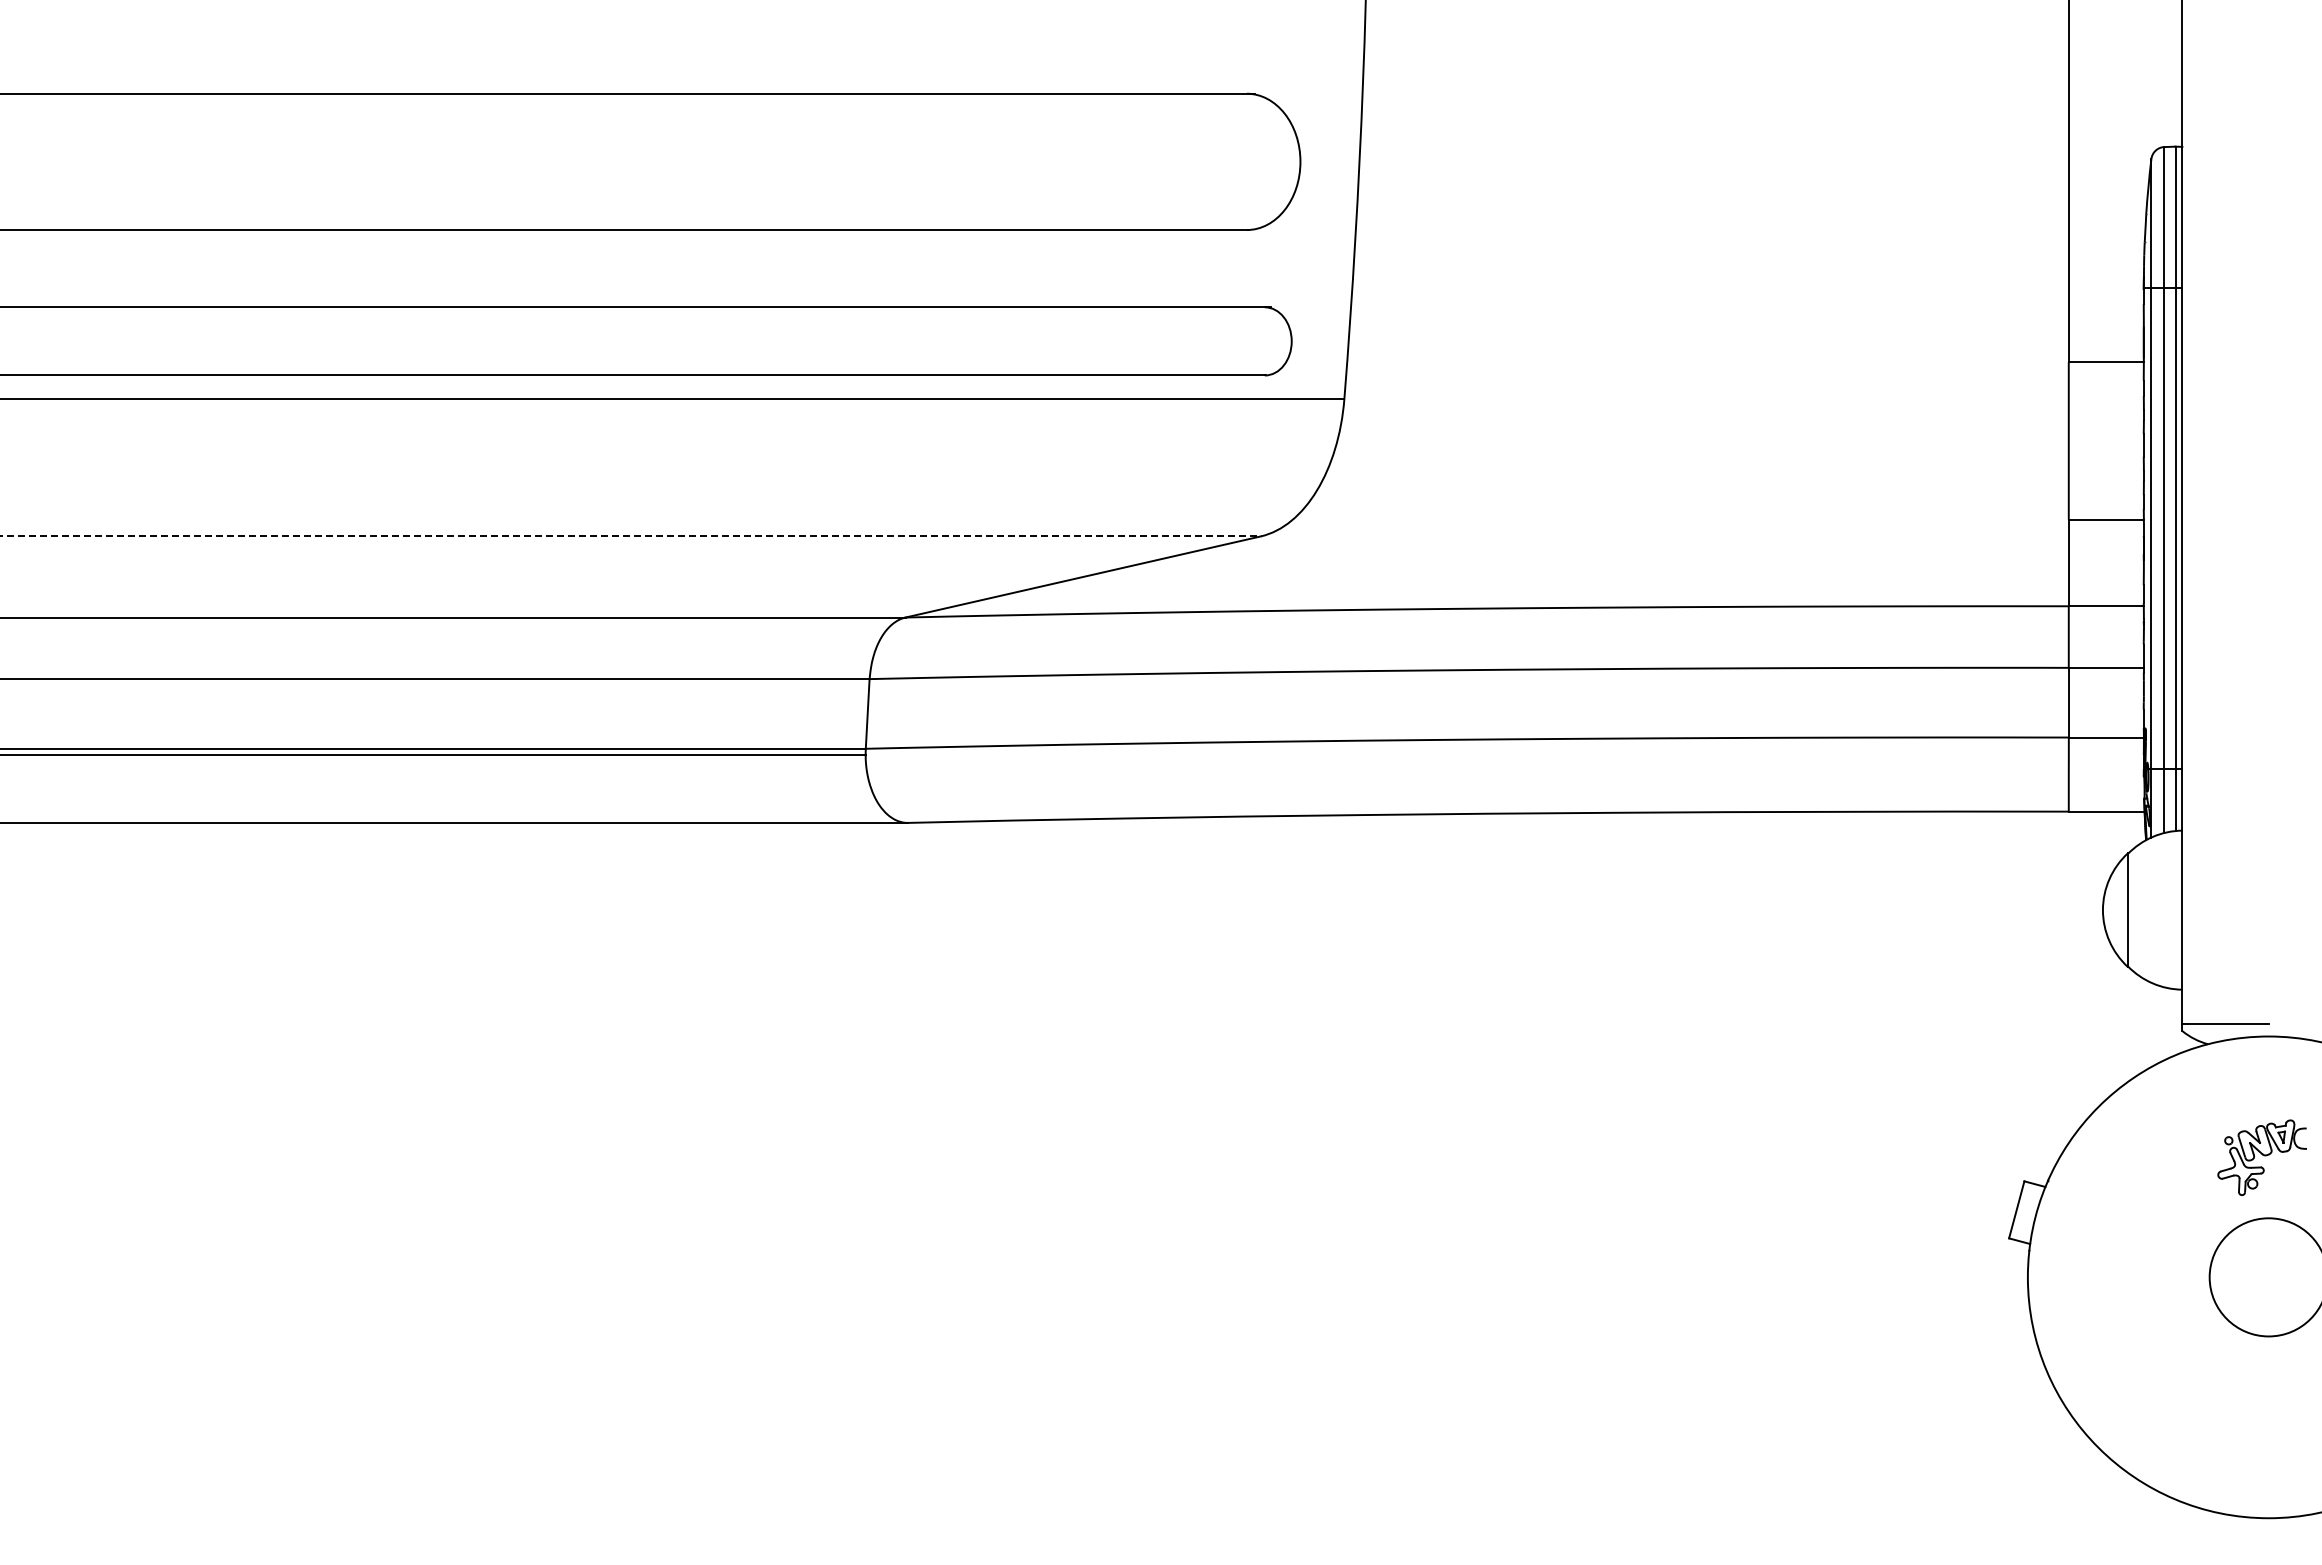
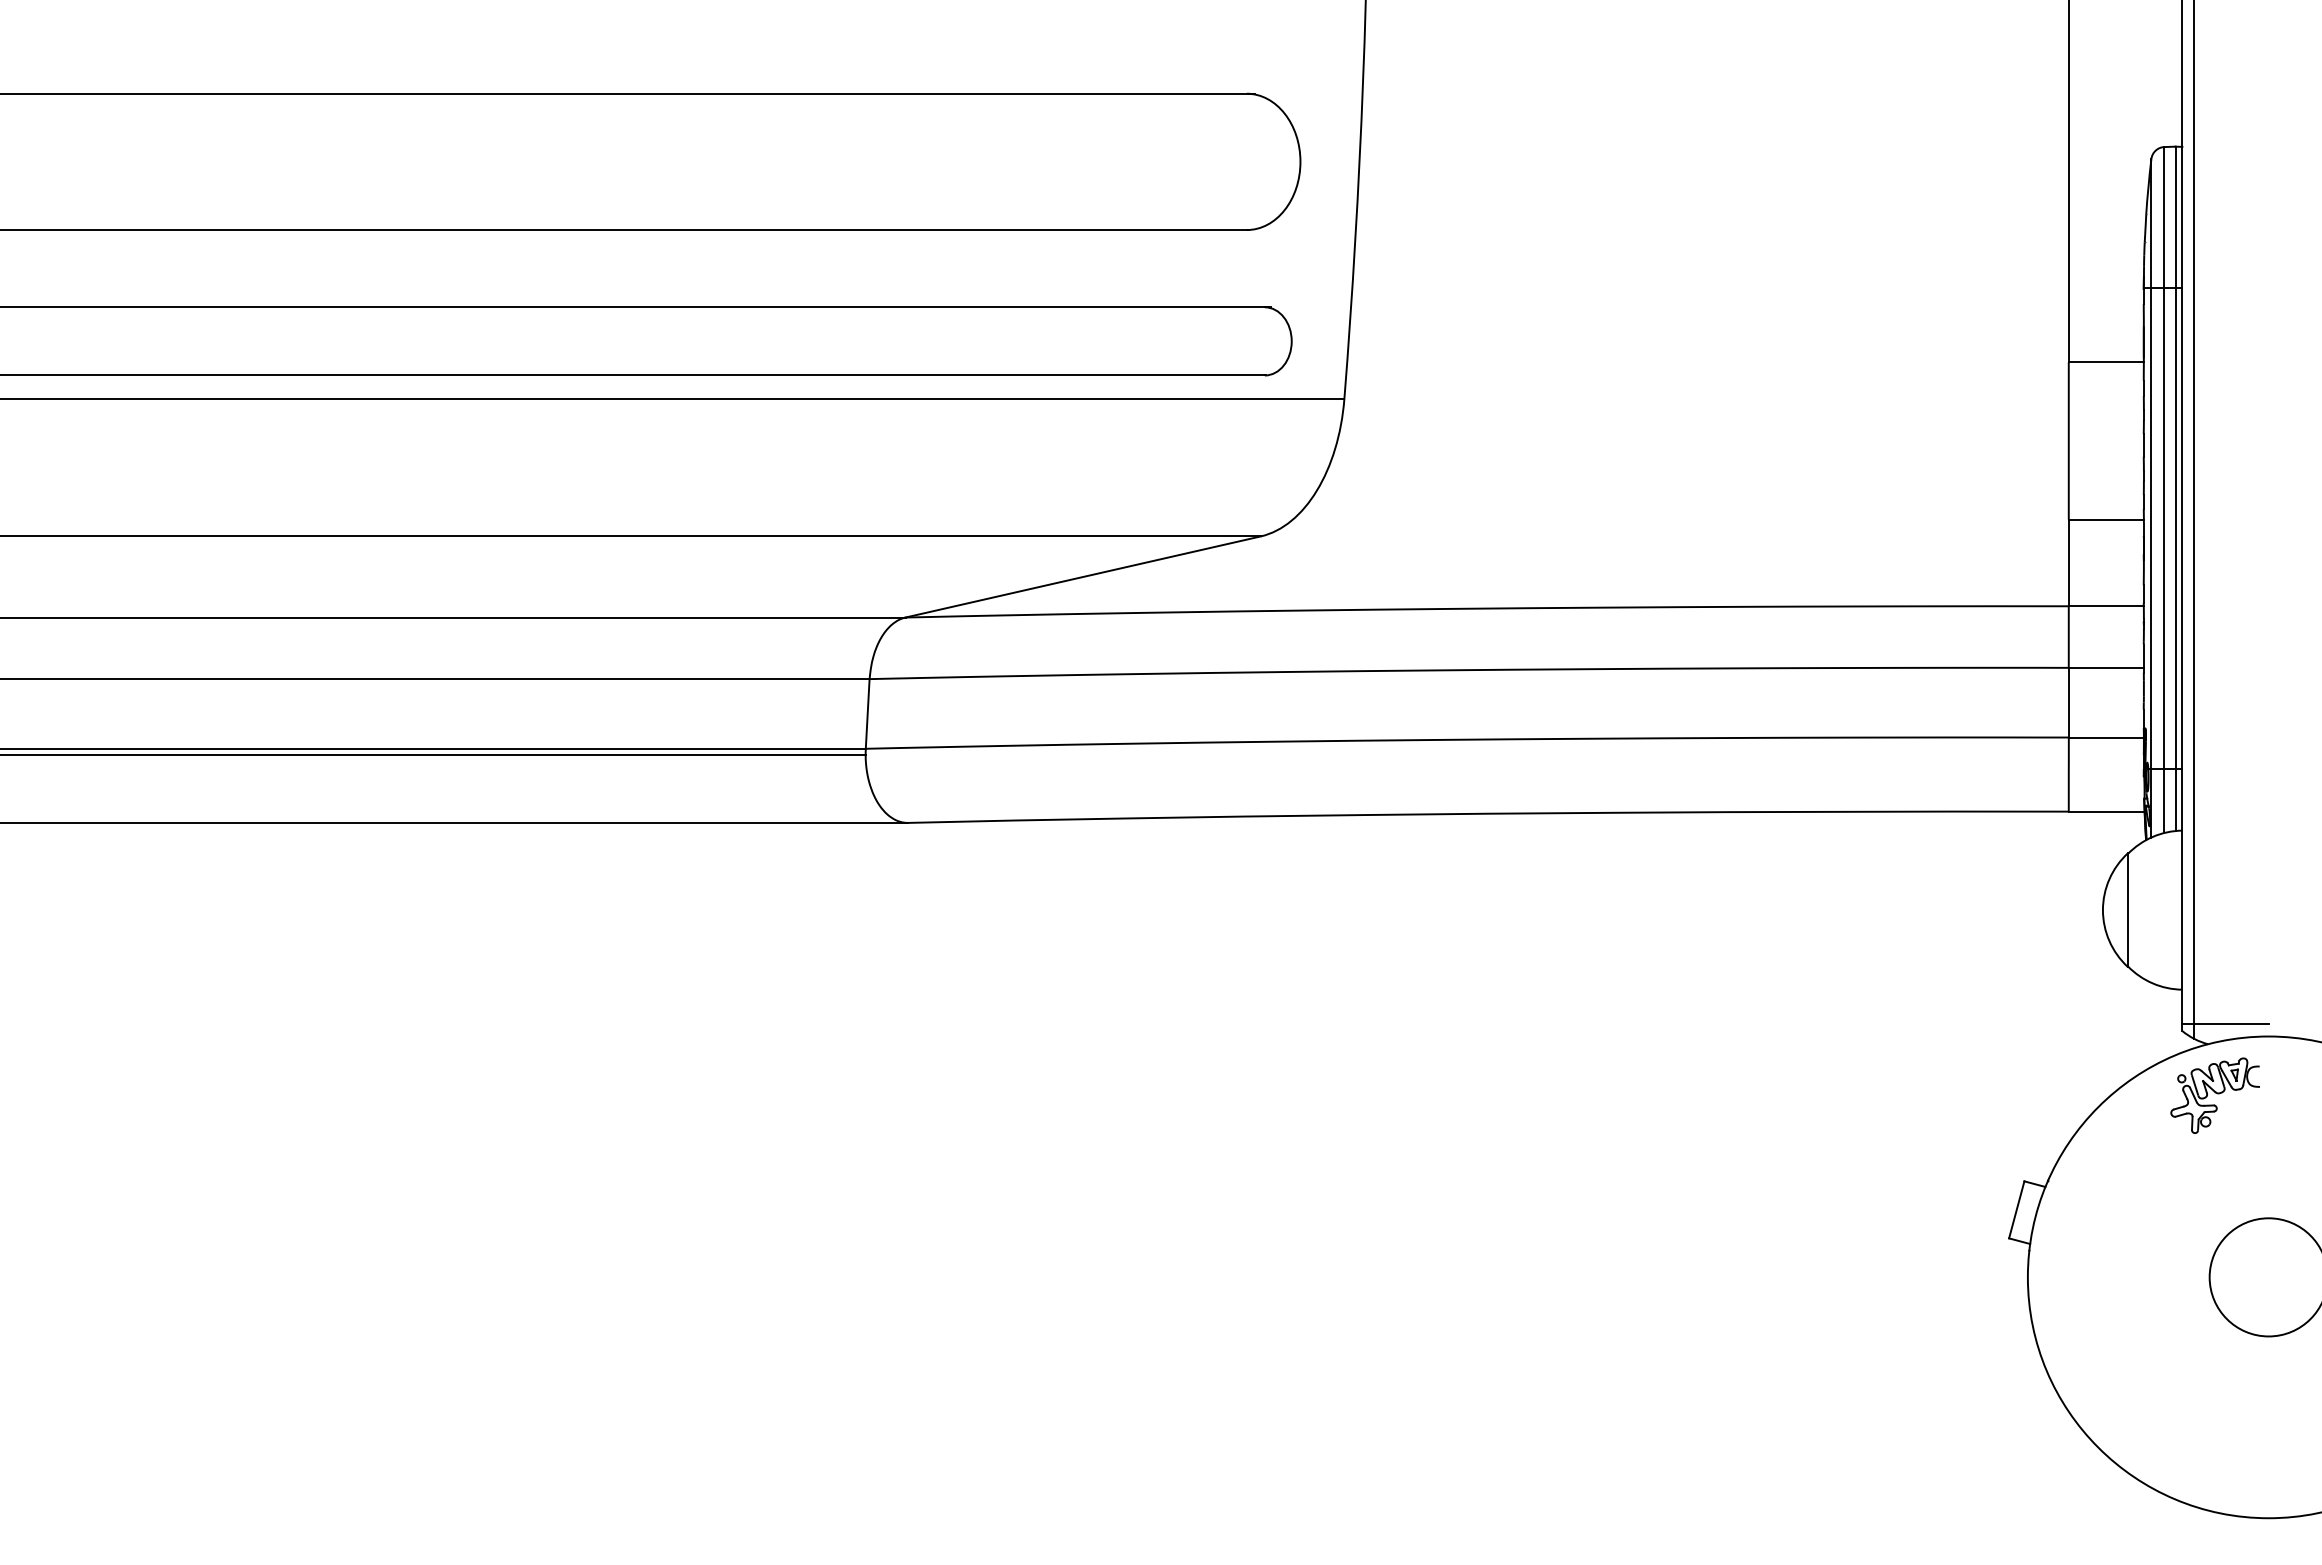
line: none -> present (2193, 520)
line: dashed -> solid (631, 536)
part position: (2261, 1157) -> (2214, 1095) (2214, 1095)
